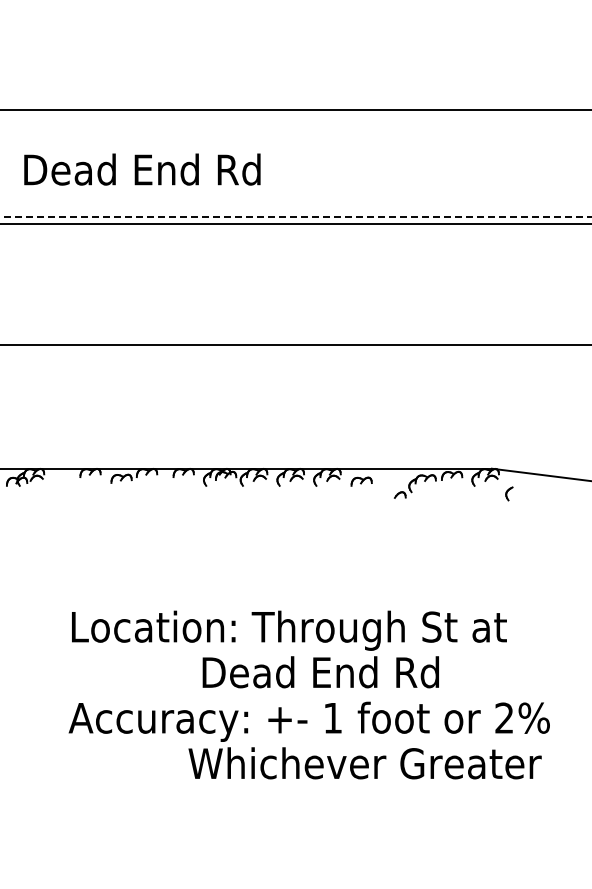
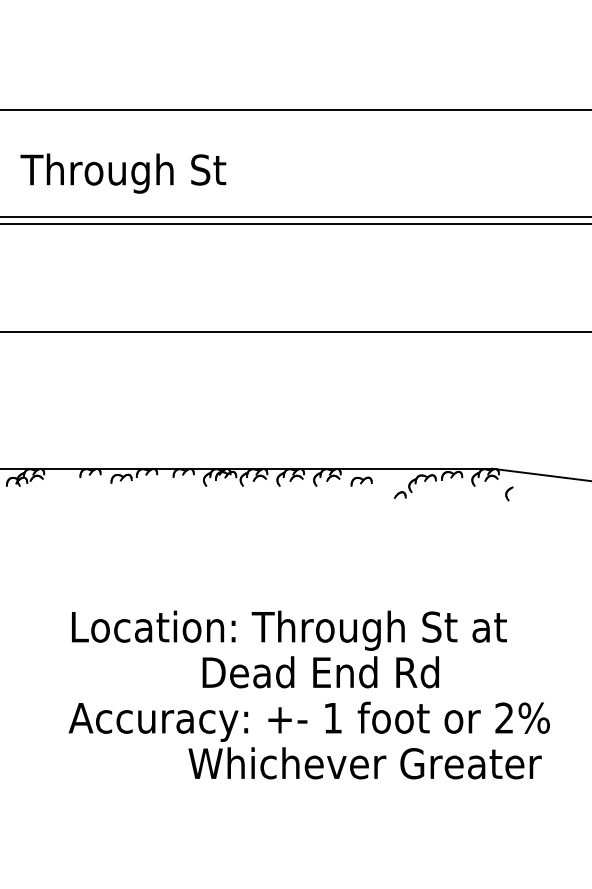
text: Dead End Rd -> Through St (140, 173)
line: dashed -> solid (295, 217)
line position: (295, 345) -> (295, 332) (295, 332)
